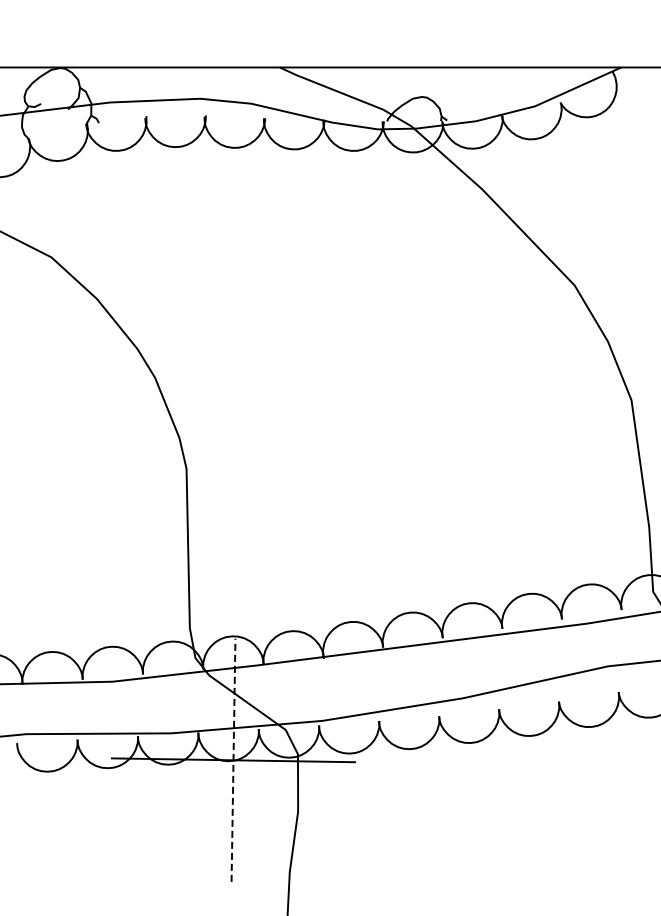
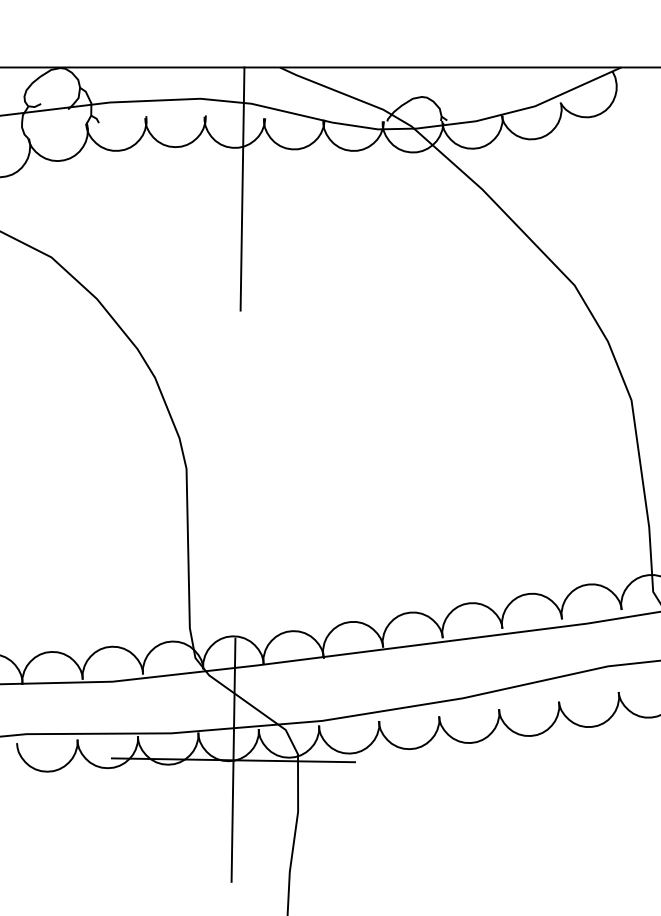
line: none -> present (242, 188)
line: dashed -> solid (233, 760)
